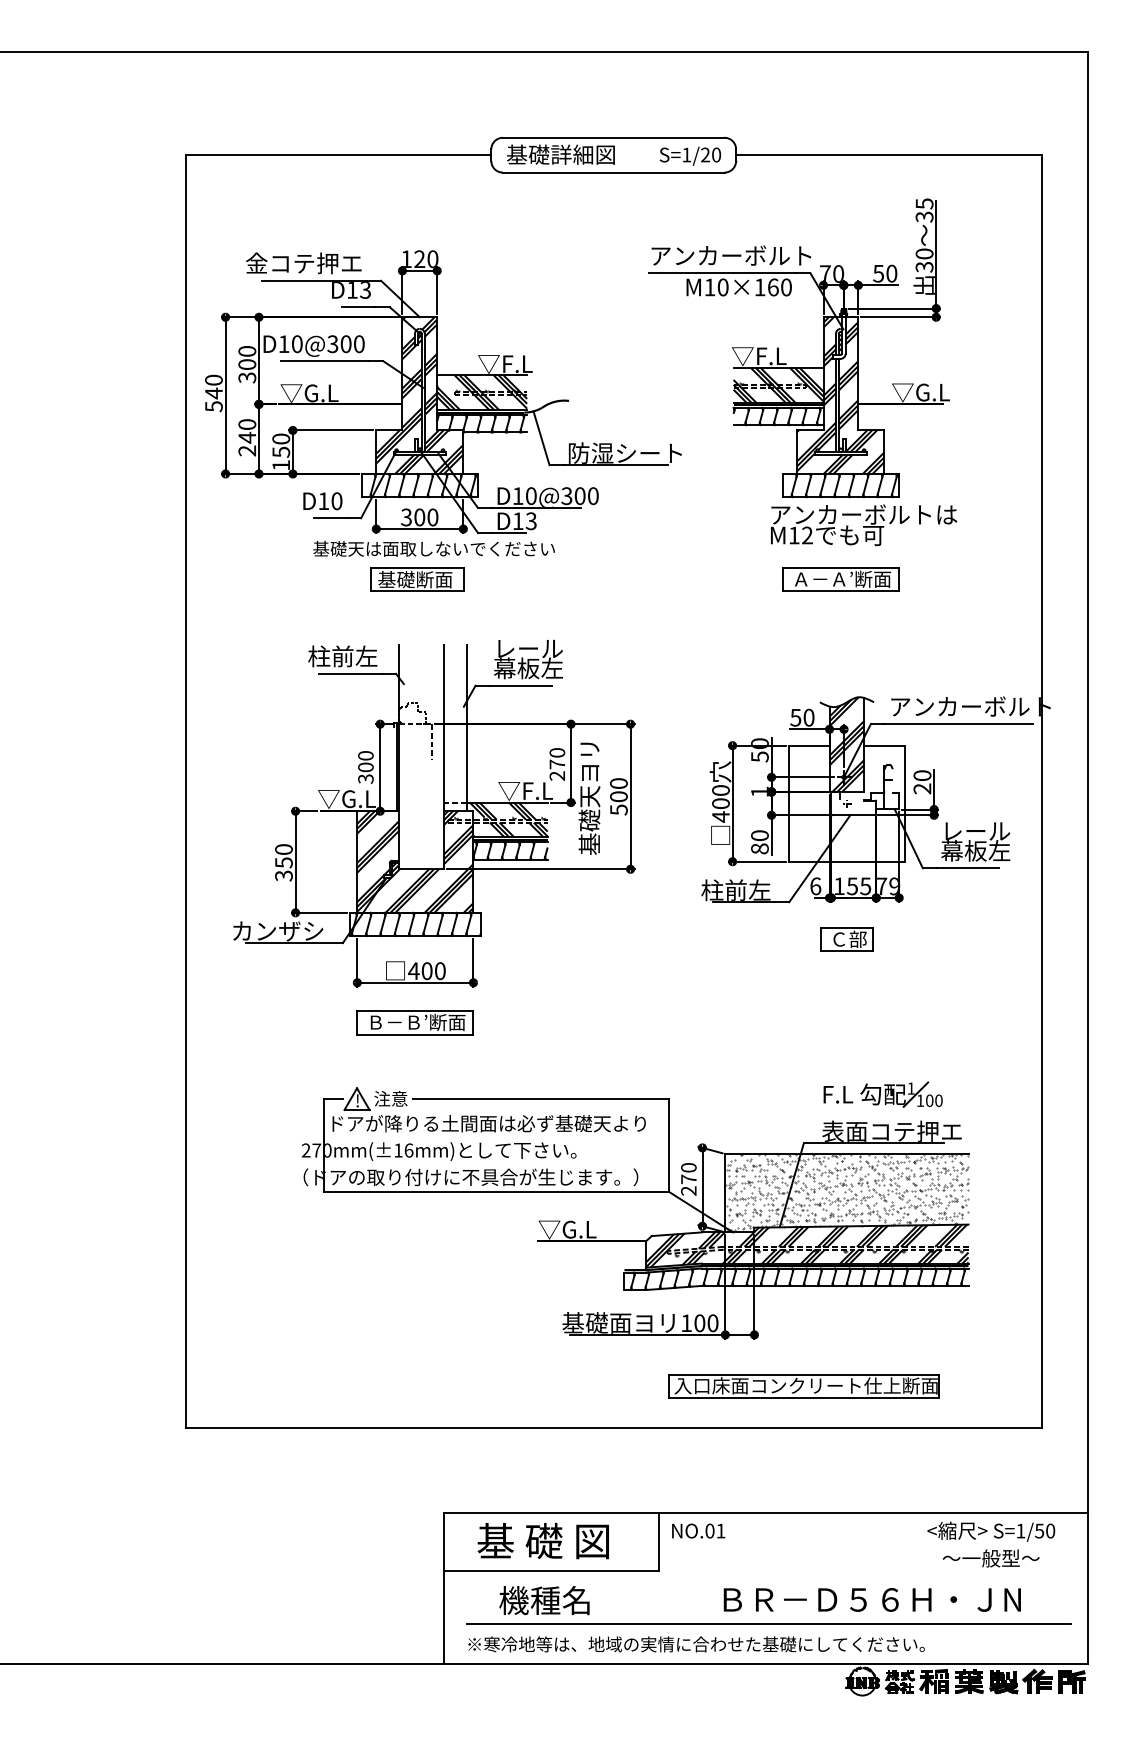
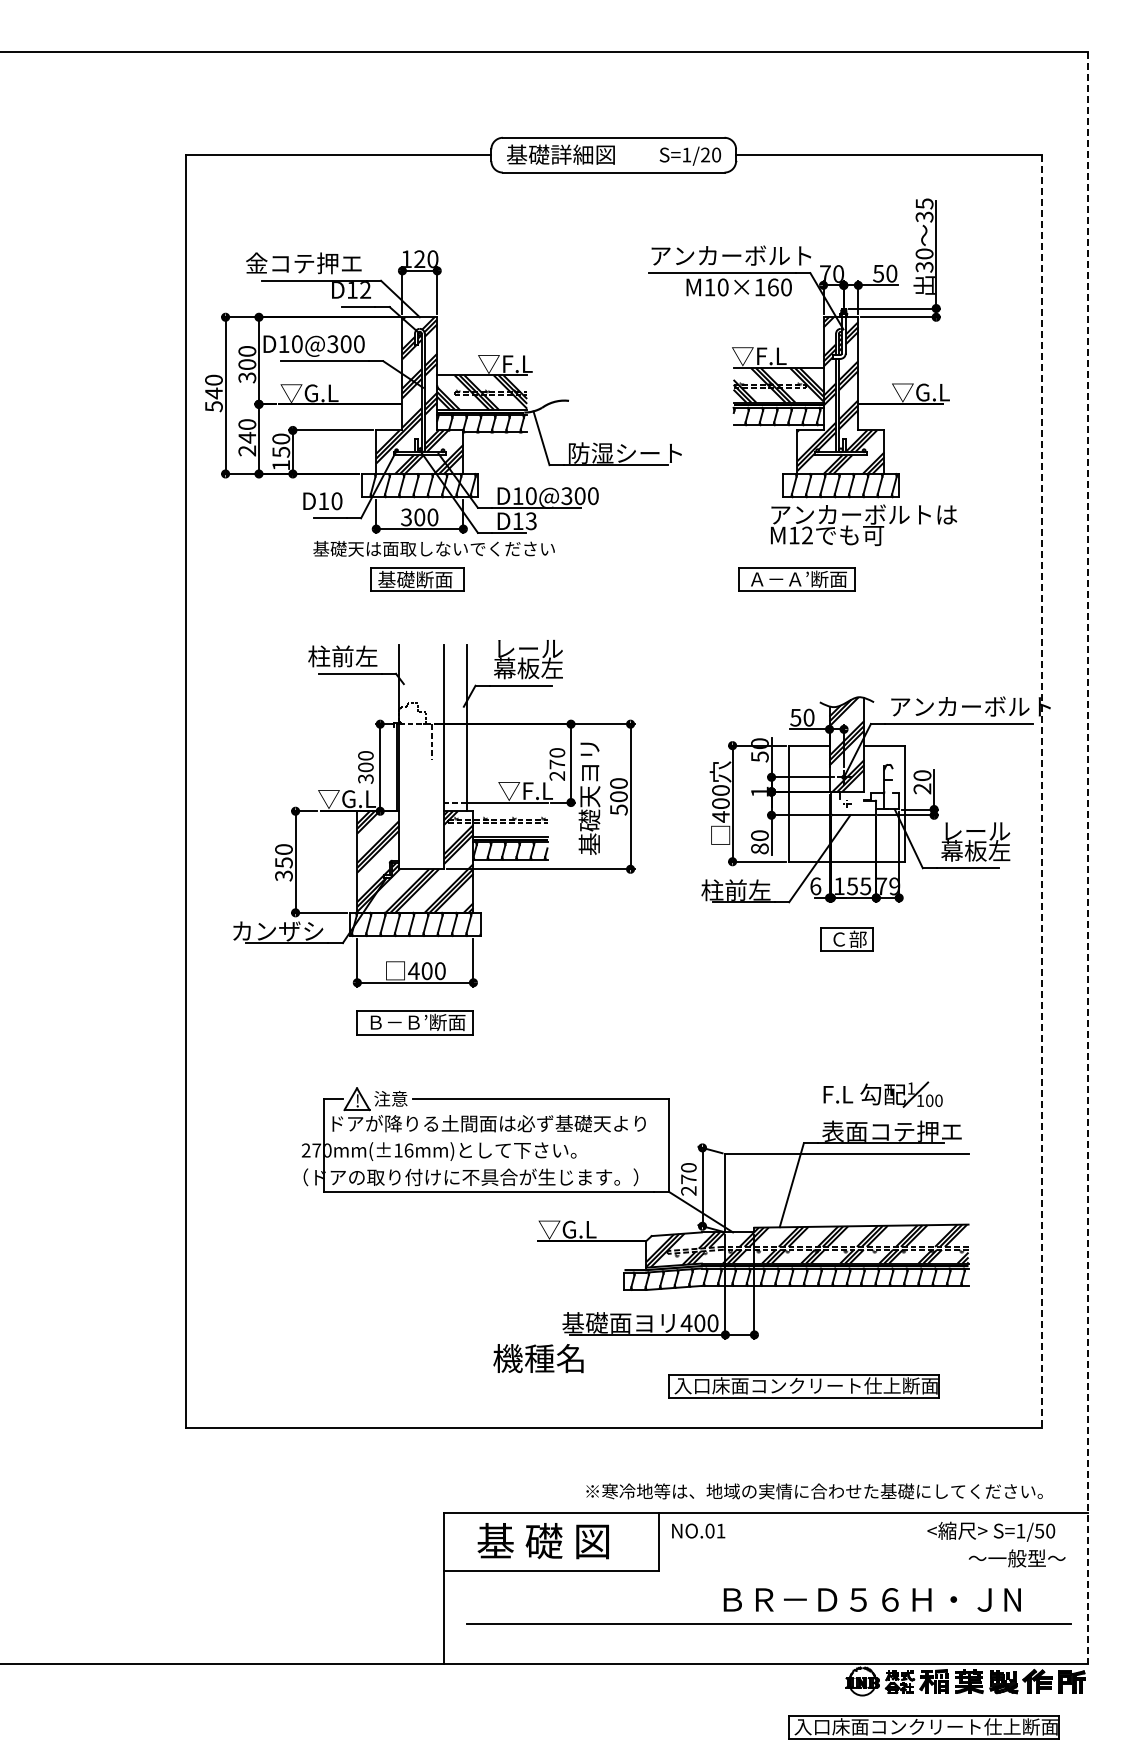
text: D13 -> D12 (365, 290)
part position: (840, 579) -> (796, 579) (796, 579)
line: solid -> dashed (1041, 791)
hatch: present -> none (508, 819)
line: solid -> dashed (1088, 858)
hatch: present -> none (846, 1192)
text: 100 -> 400 (686, 1322)
text position: (990, 1558) -> (1016, 1558) (1016, 1558)
text position: (544, 1600) -> (538, 1358) (538, 1358)
text position: (696, 1644) -> (814, 1491) (814, 1491)
part: none -> present (923, 1727)
